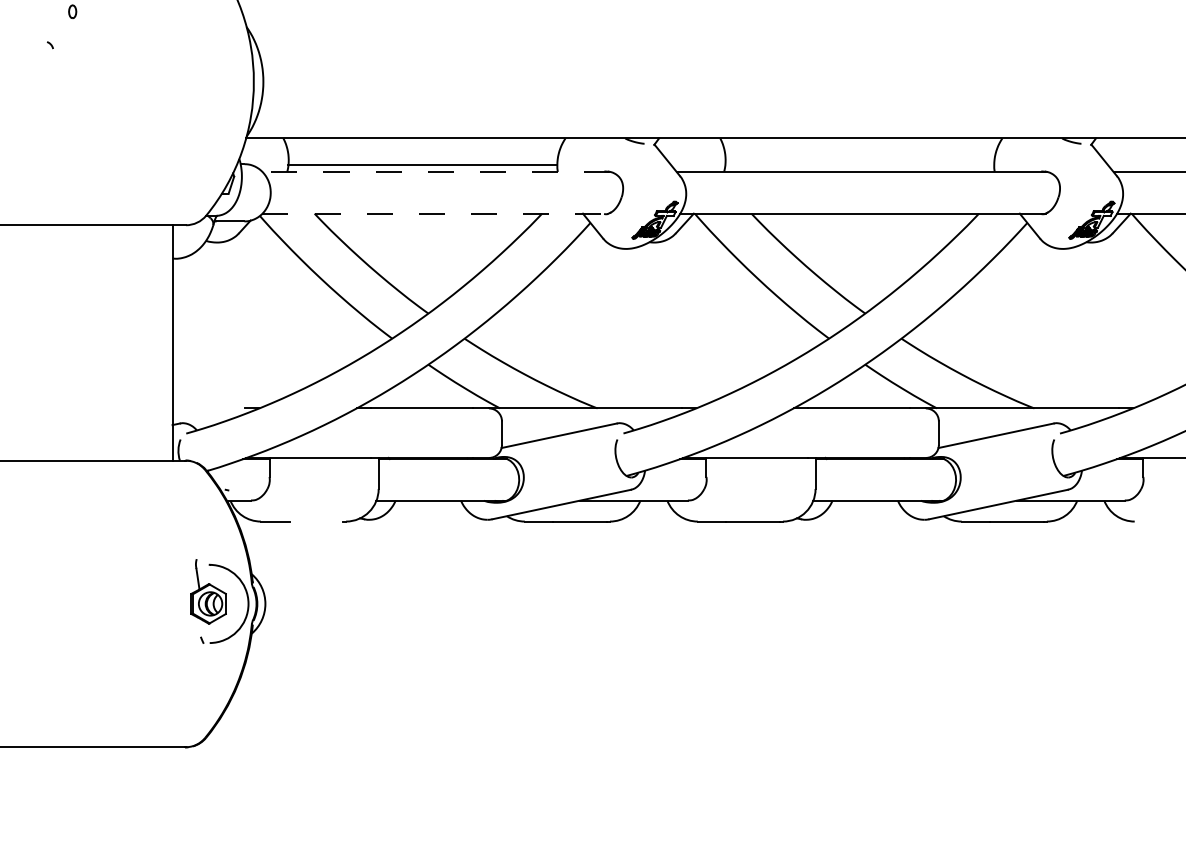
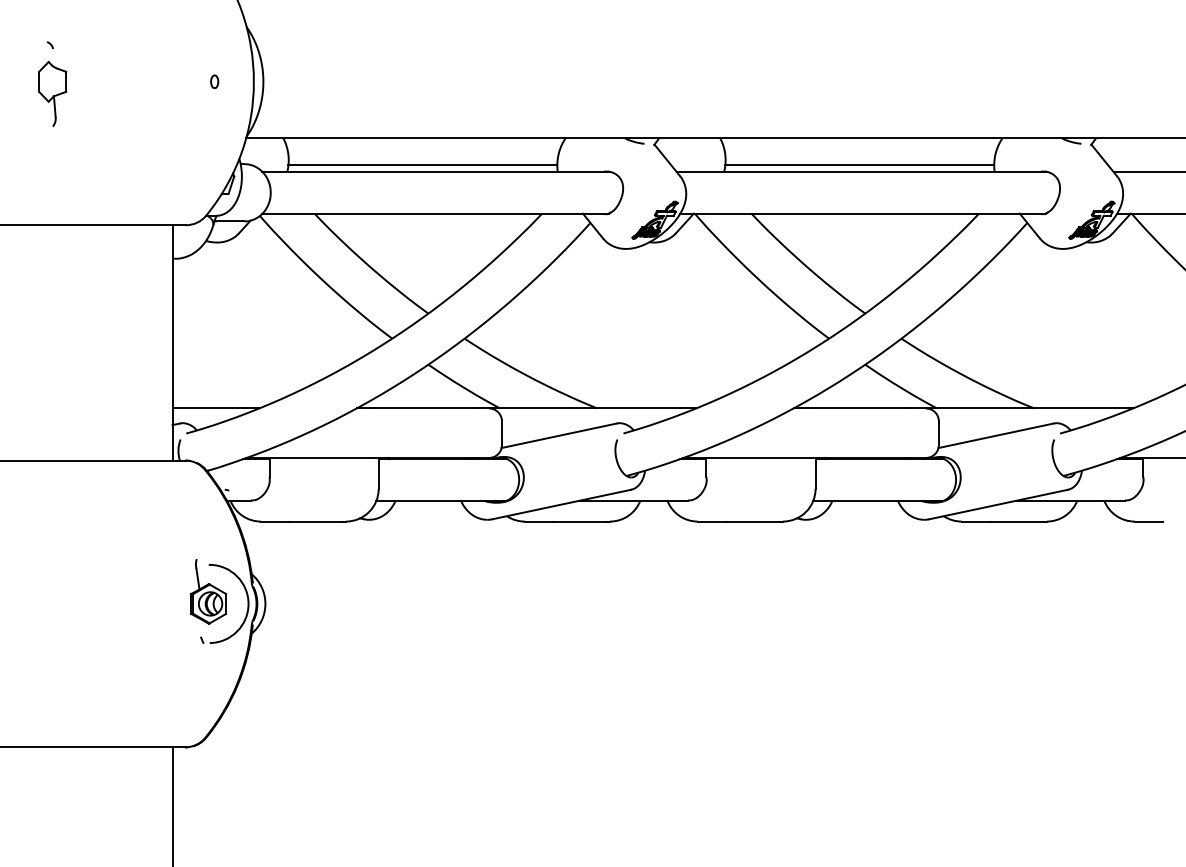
part position: (72, 11) -> (214, 81) (214, 81)
part: none -> present (52, 93)
line: none -> present (859, 165)
line: dashed -> solid (436, 171)
line: dashed -> solid (436, 213)
line: none -> present (208, 408)
line: none -> present (316, 521)
line: none -> present (1148, 521)
line: none -> present (172, 805)
